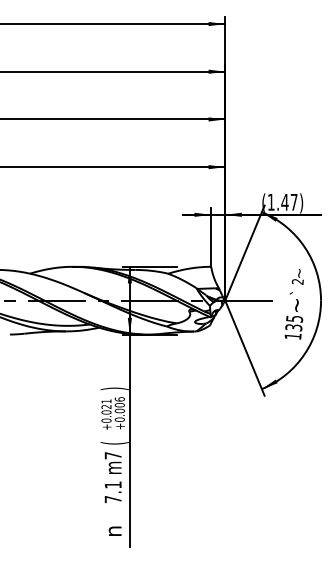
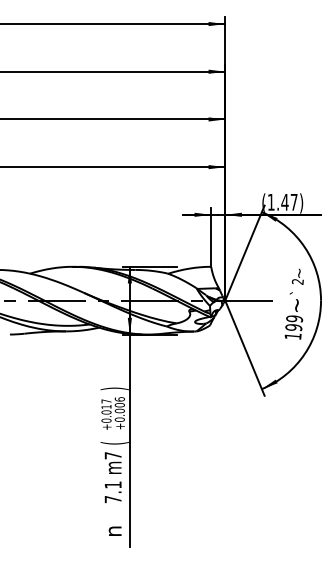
text: 135 -> 199 (293, 323)
text: +0.021 -> +0.017 (106, 403)
